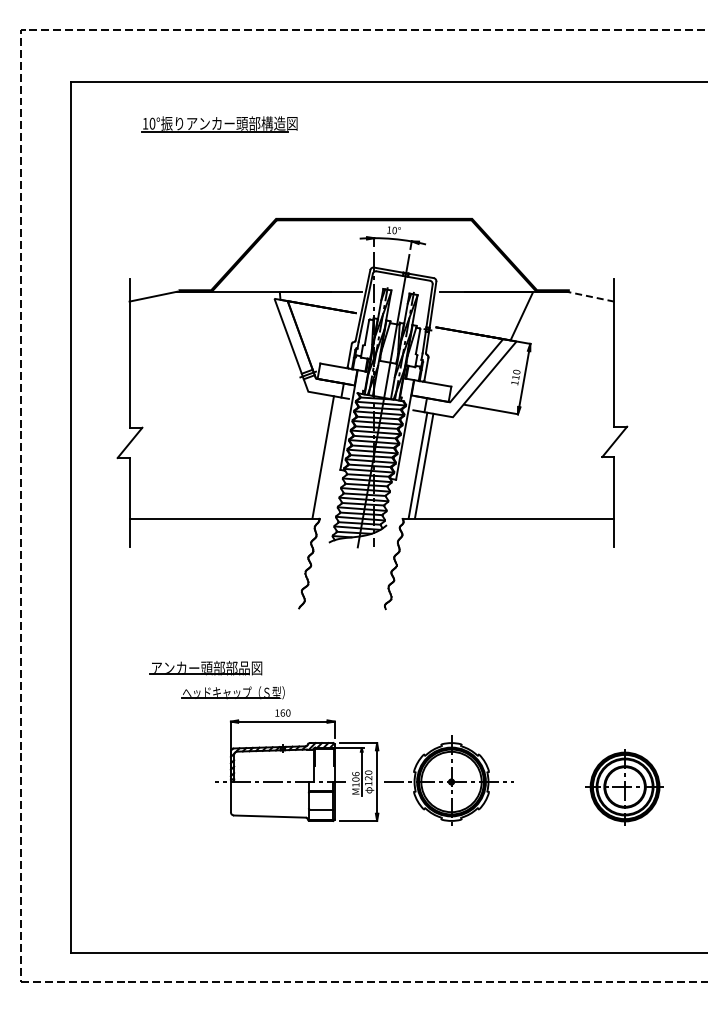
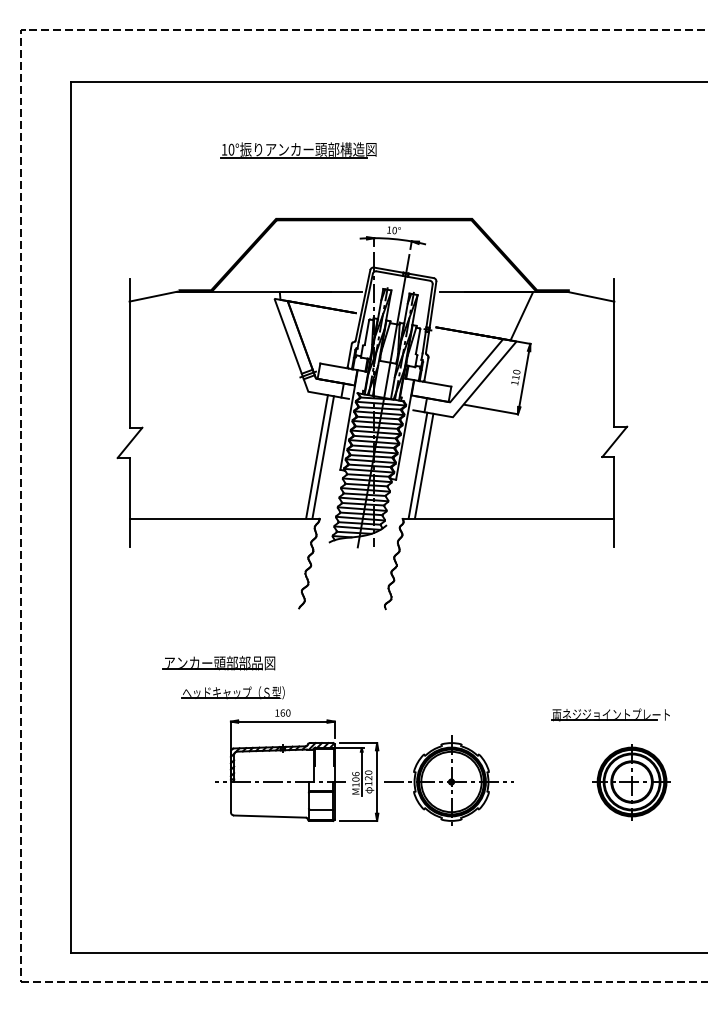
part position: (219, 124) -> (298, 150) (298, 150)
line: dashed -> solid (590, 296)
line: none -> present (316, 456)
part position: (205, 668) -> (218, 663) (218, 663)
part: none -> present (610, 714)
part position: (624, 787) -> (631, 782) (631, 782)
